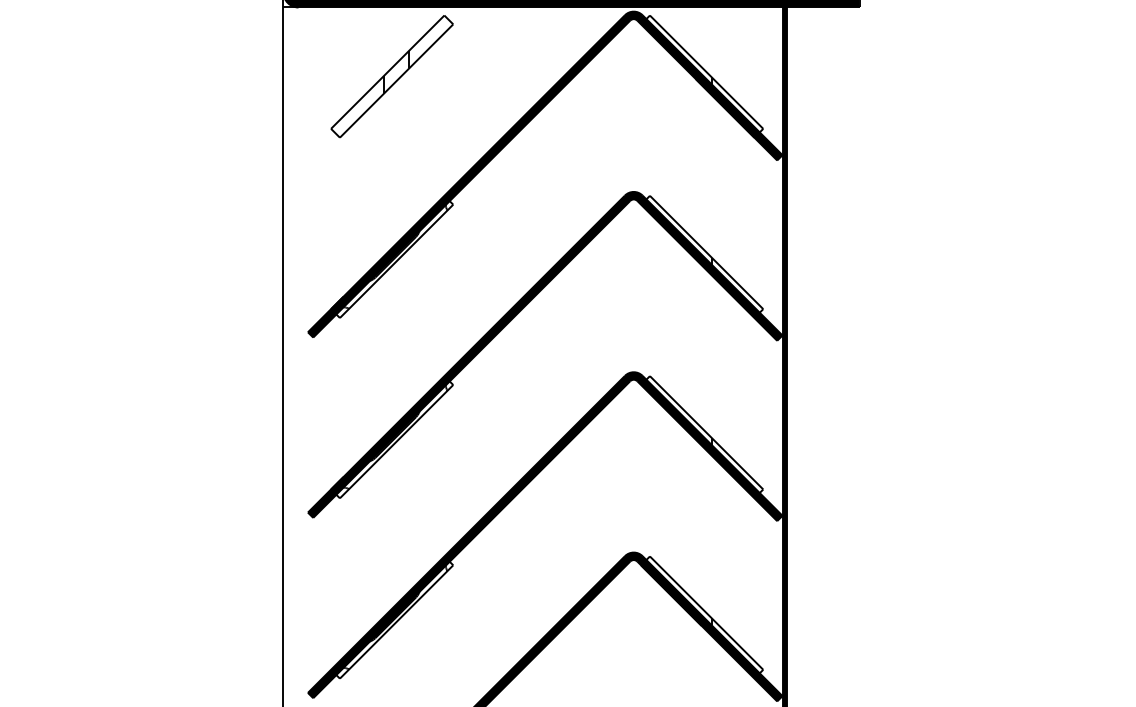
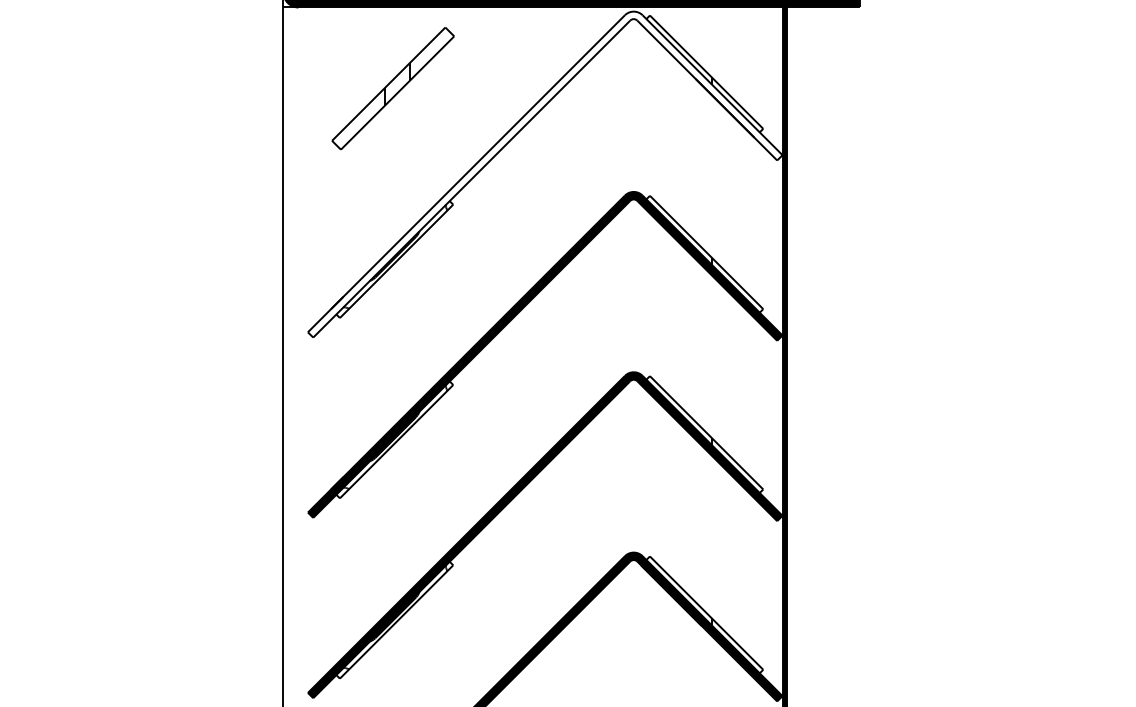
part position: (391, 76) -> (392, 88) (392, 88)
fill: present -> none (544, 174)
